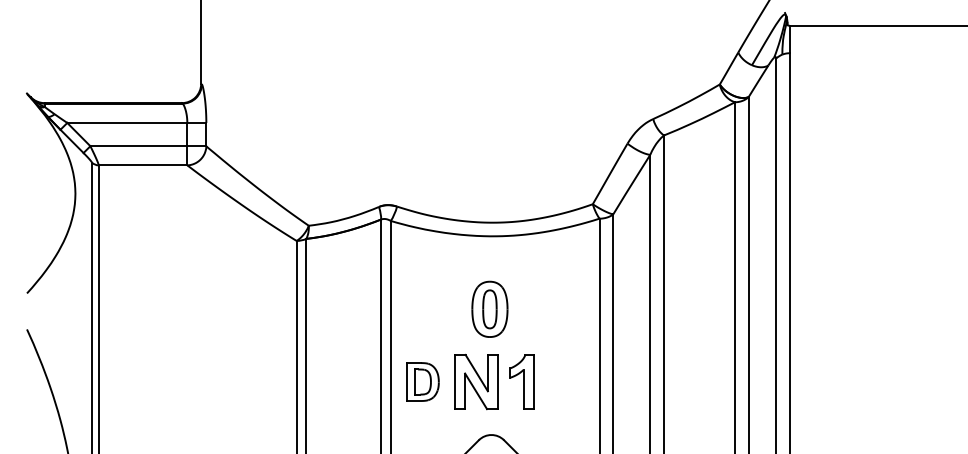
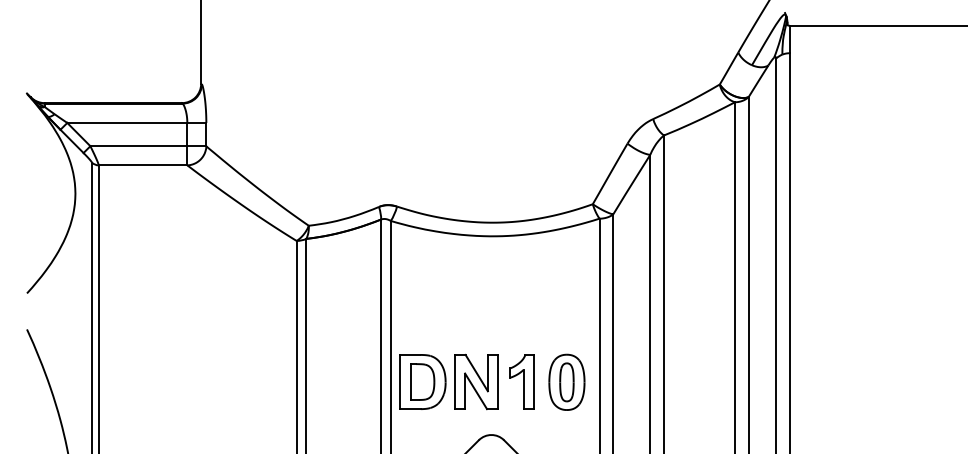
part position: (489, 308) -> (566, 381) (566, 381)
part size: 34x40 px -> 48x56 px (422, 381)
